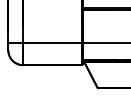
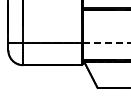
line: solid -> dashed (106, 42)
